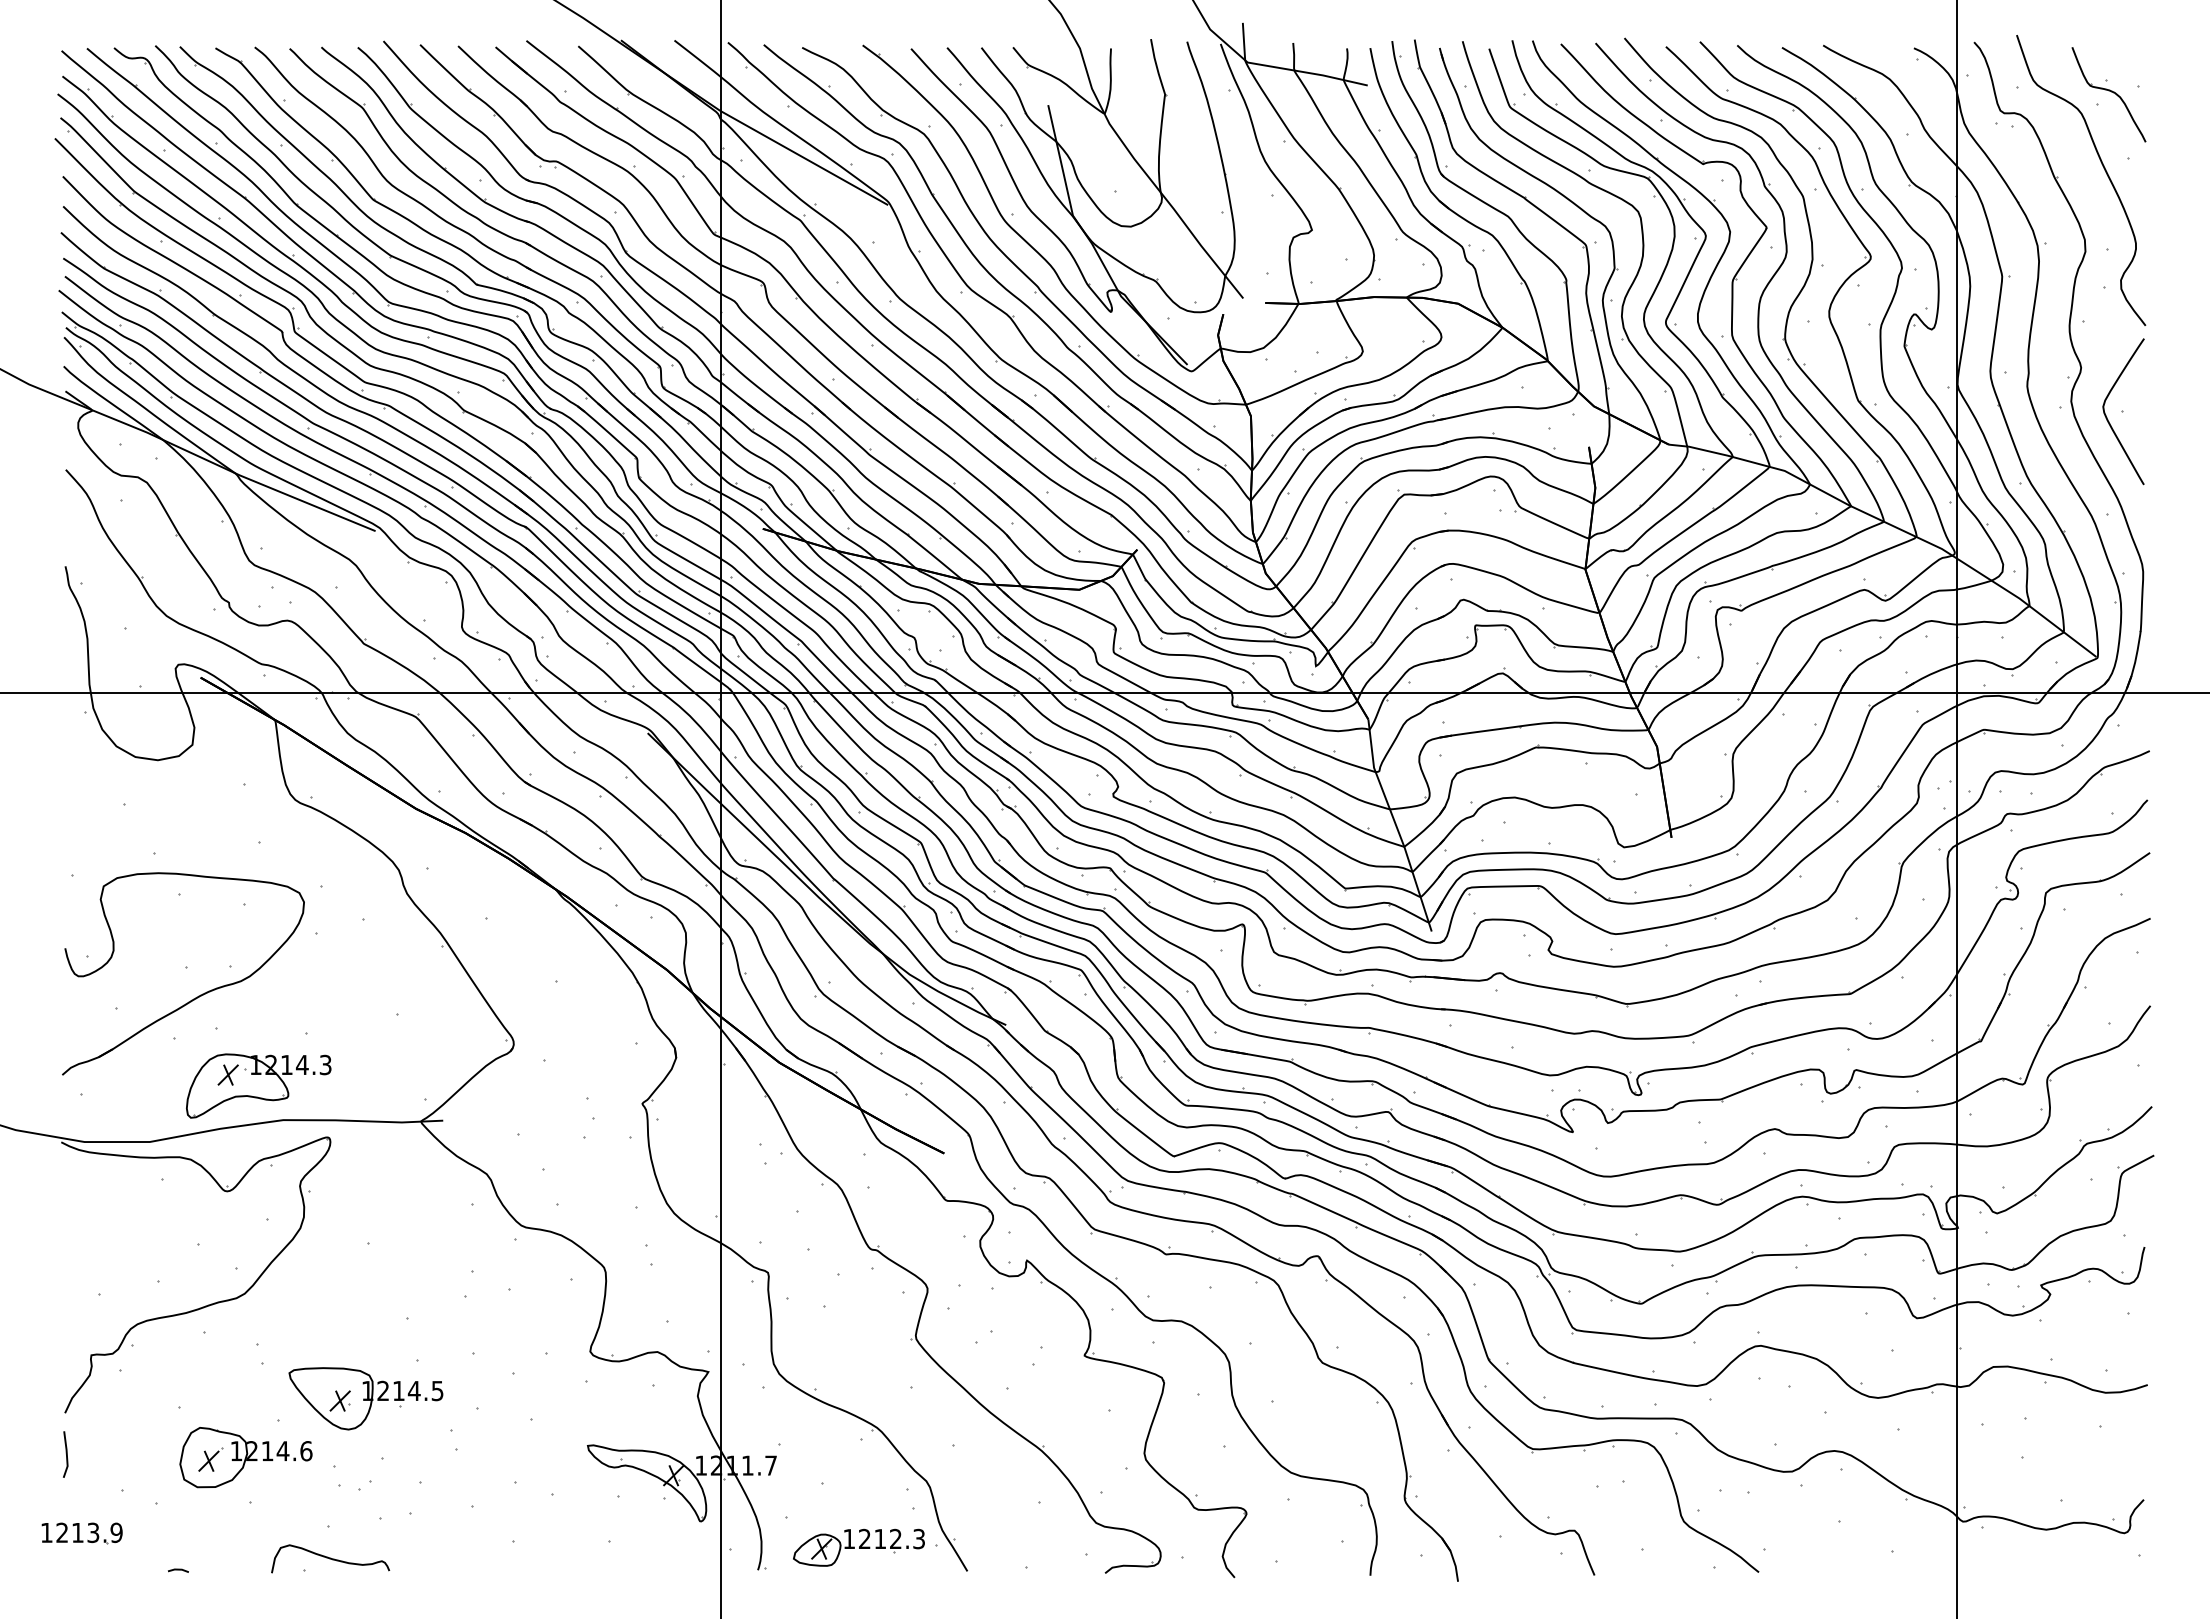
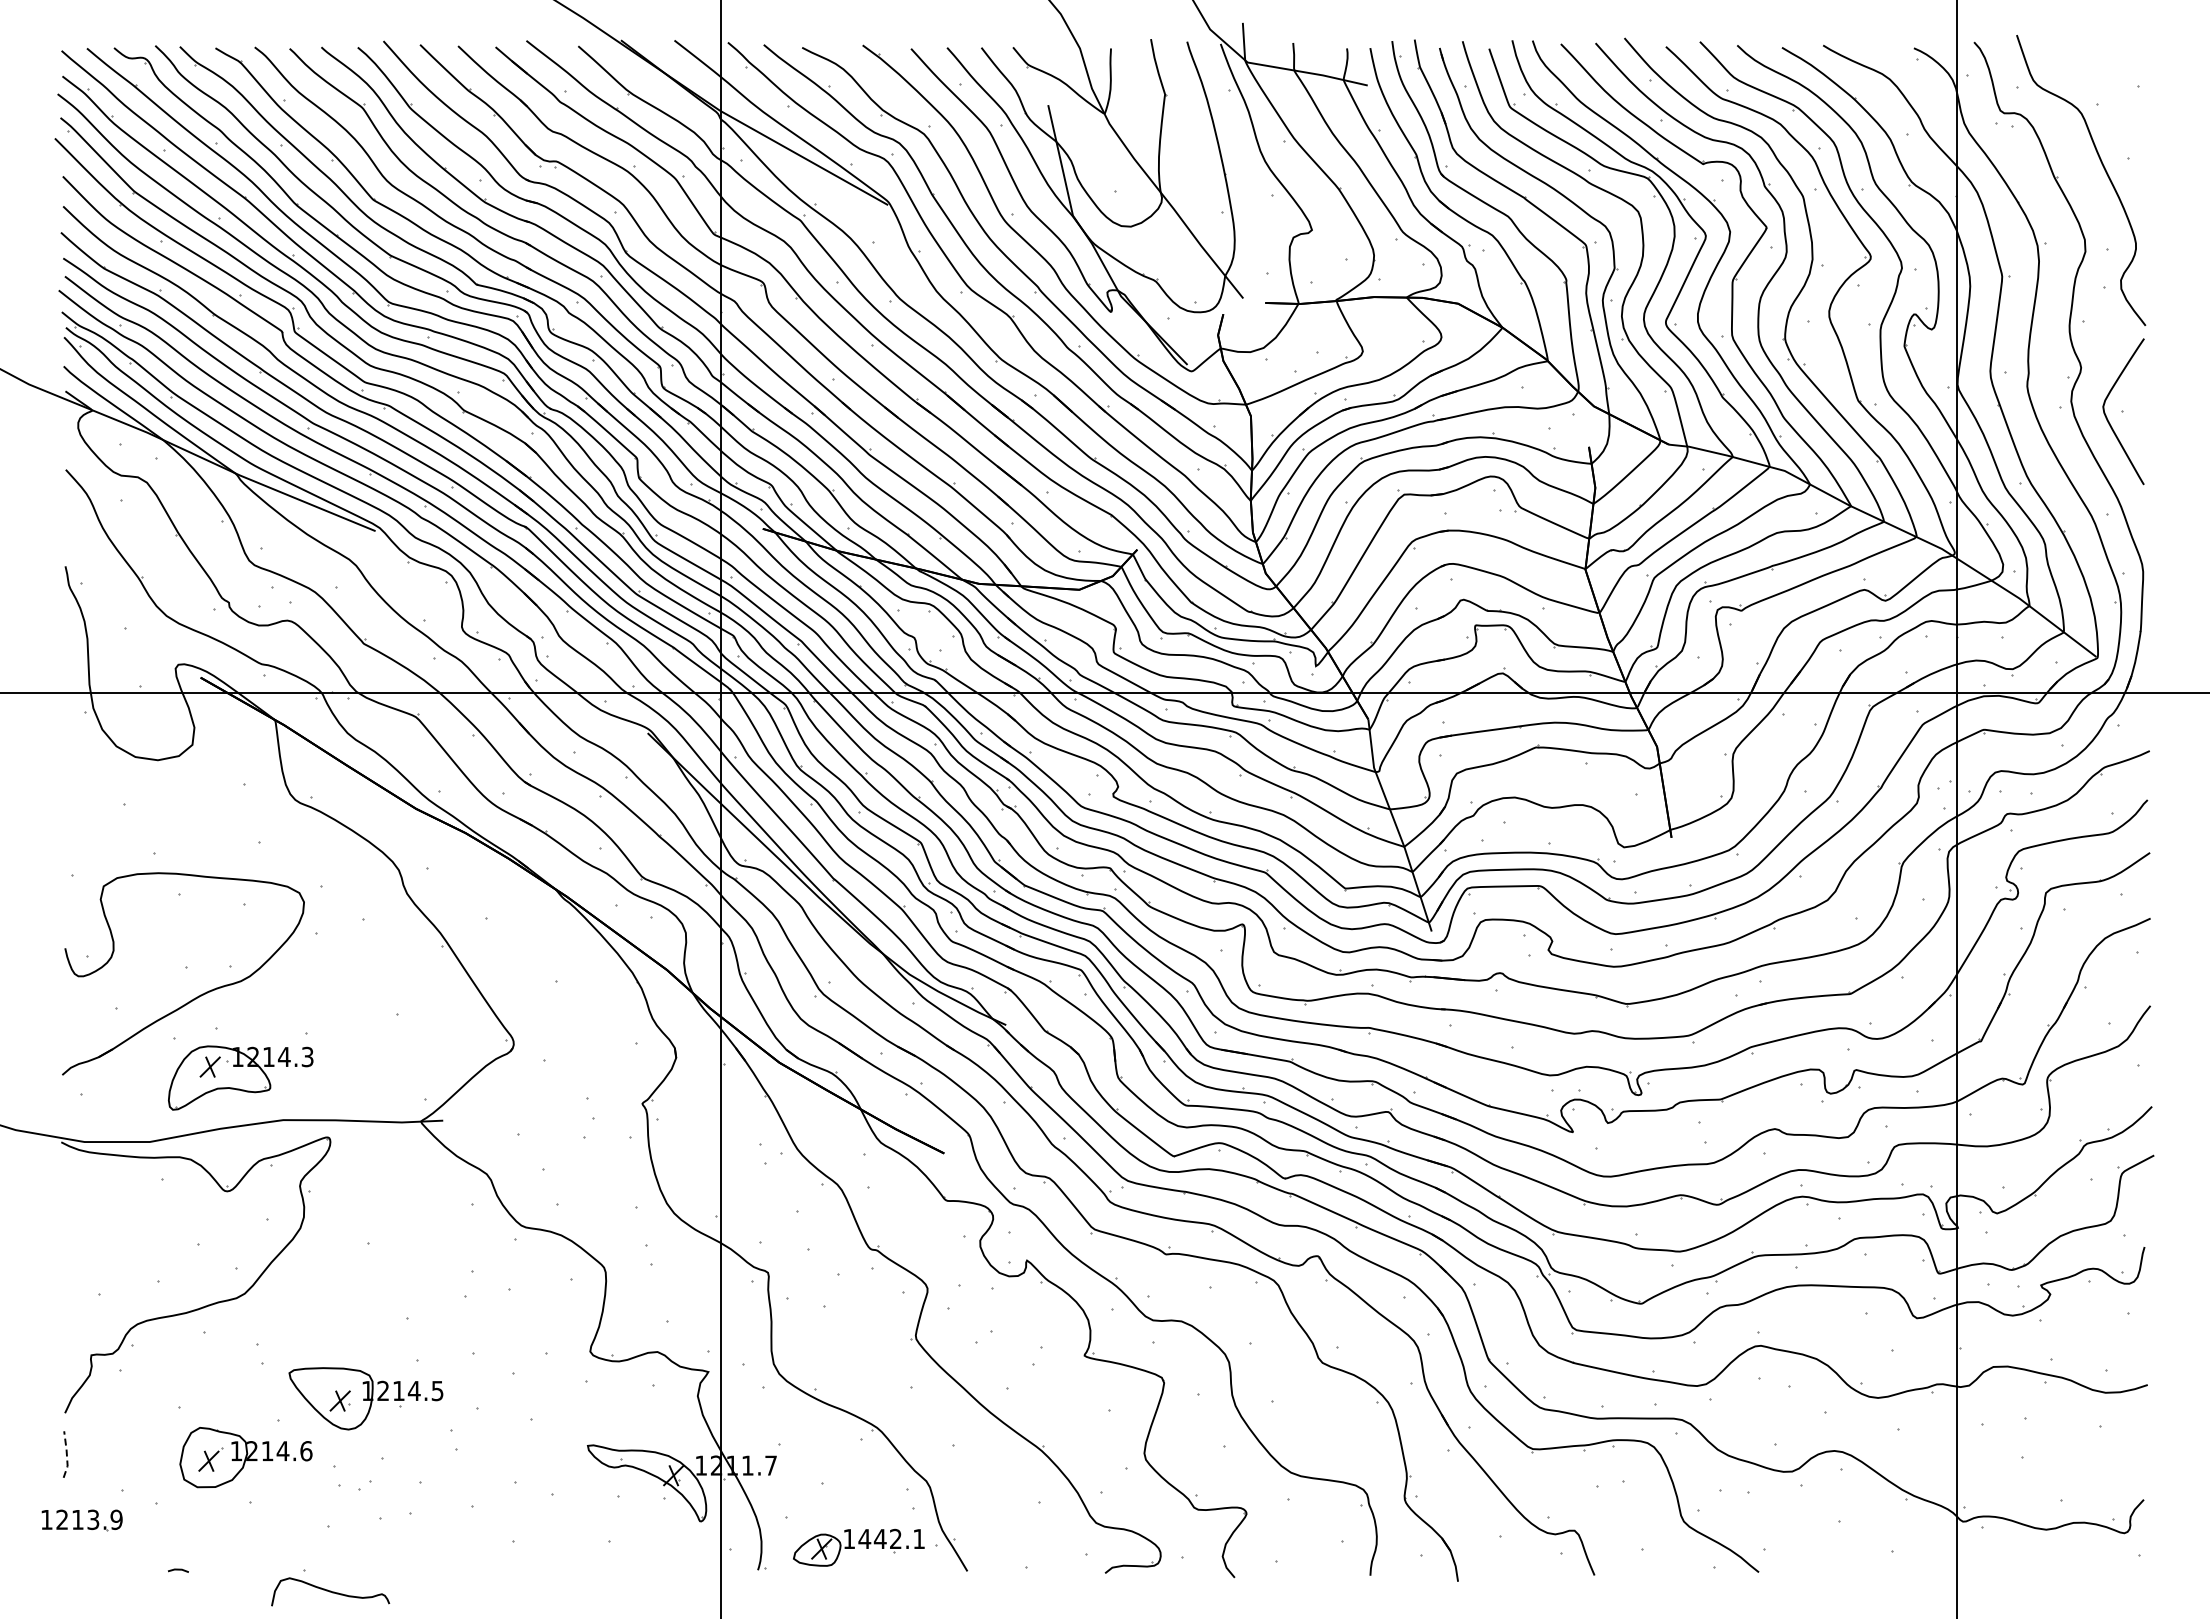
part: present -> none (2108, 94)
part position: (258, 1085) -> (240, 1077) (240, 1077)
line: solid -> dashed (66, 1454)
part position: (81, 1533) -> (81, 1520) (81, 1520)
text: 1212.3 -> 1442.1 (891, 1538)
curve position: (330, 1558) -> (330, 1591) (330, 1591)
